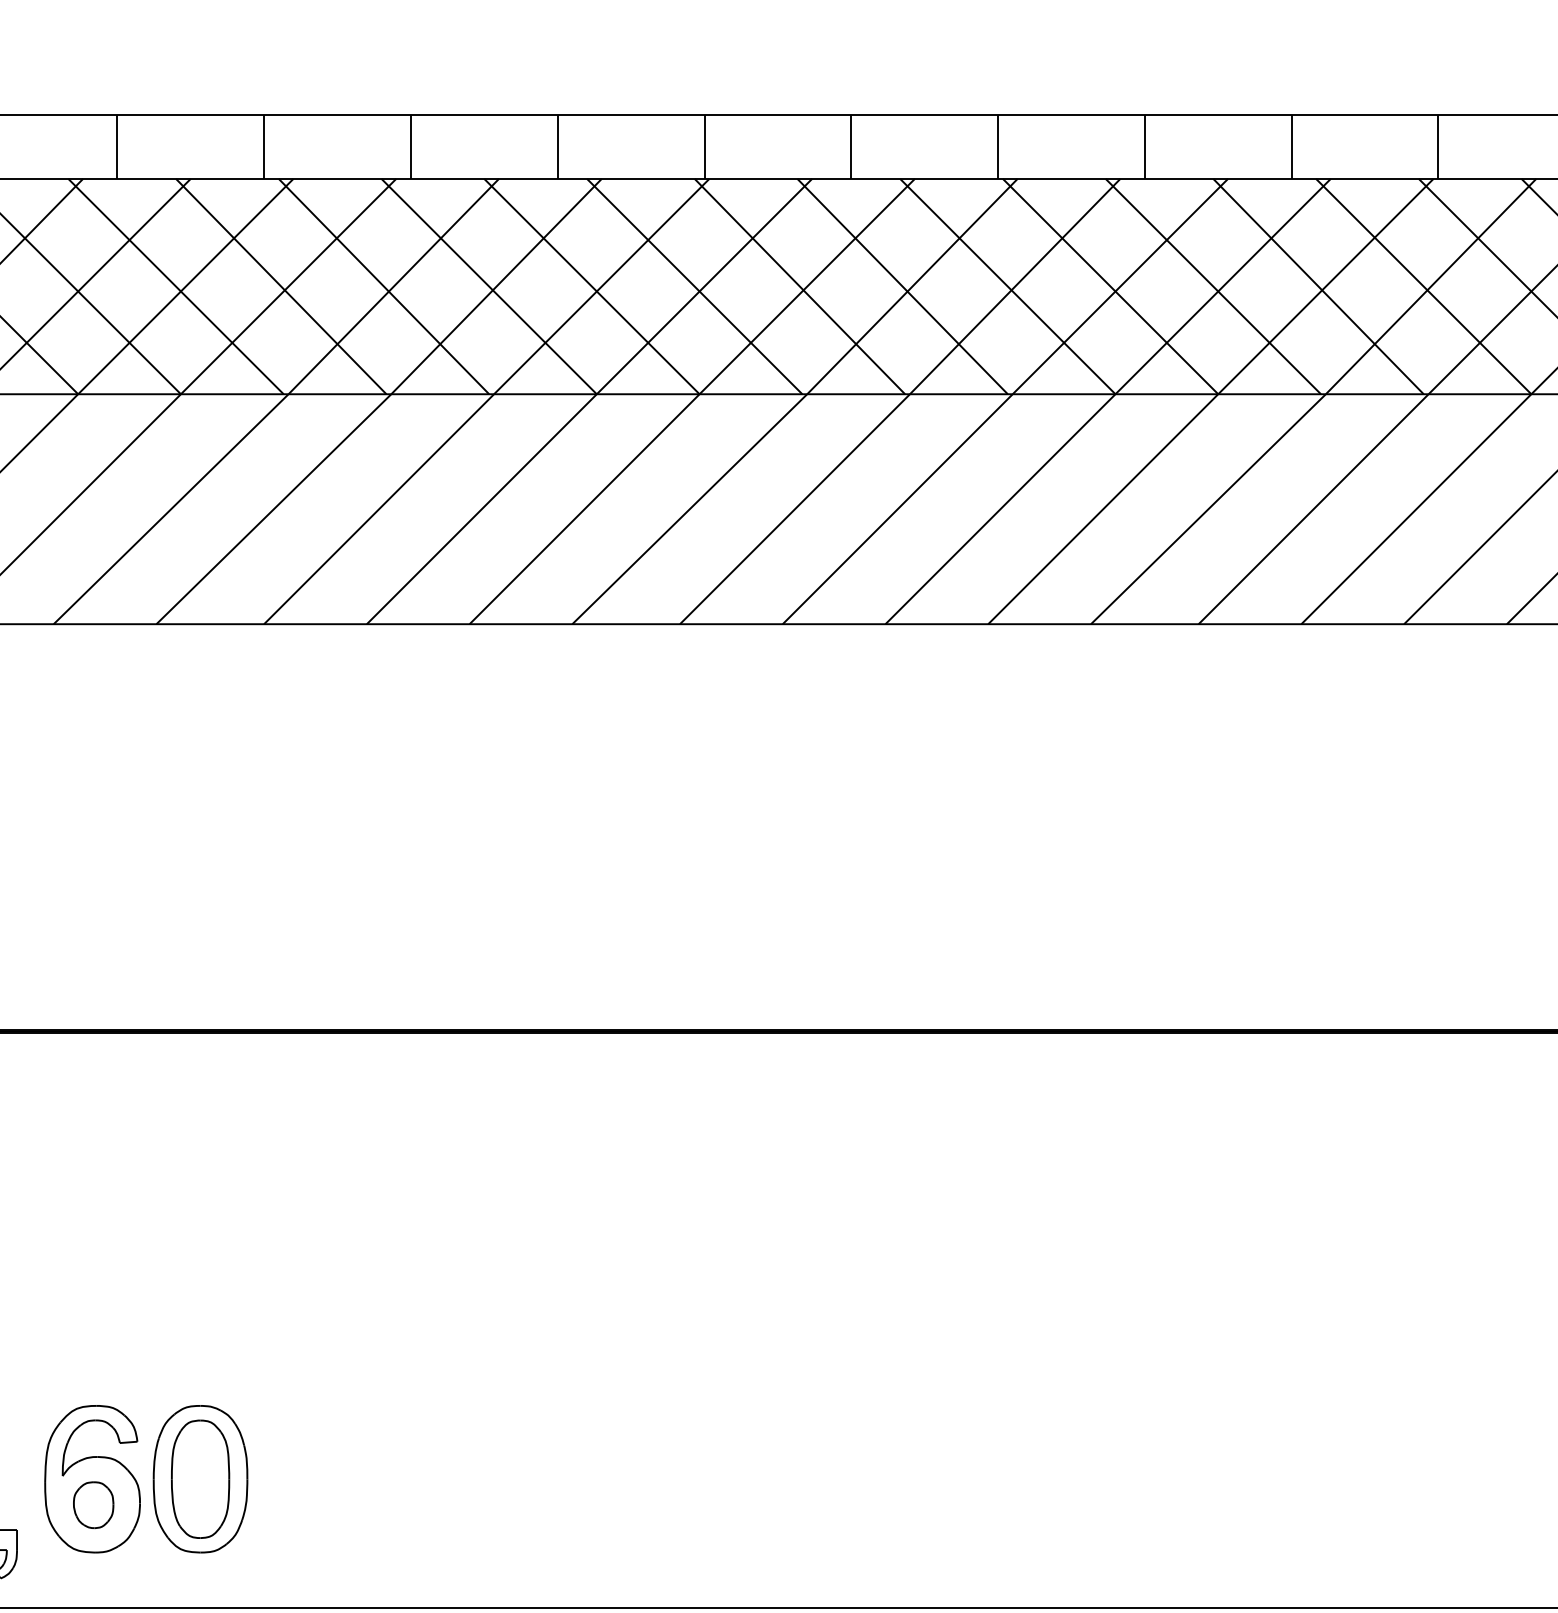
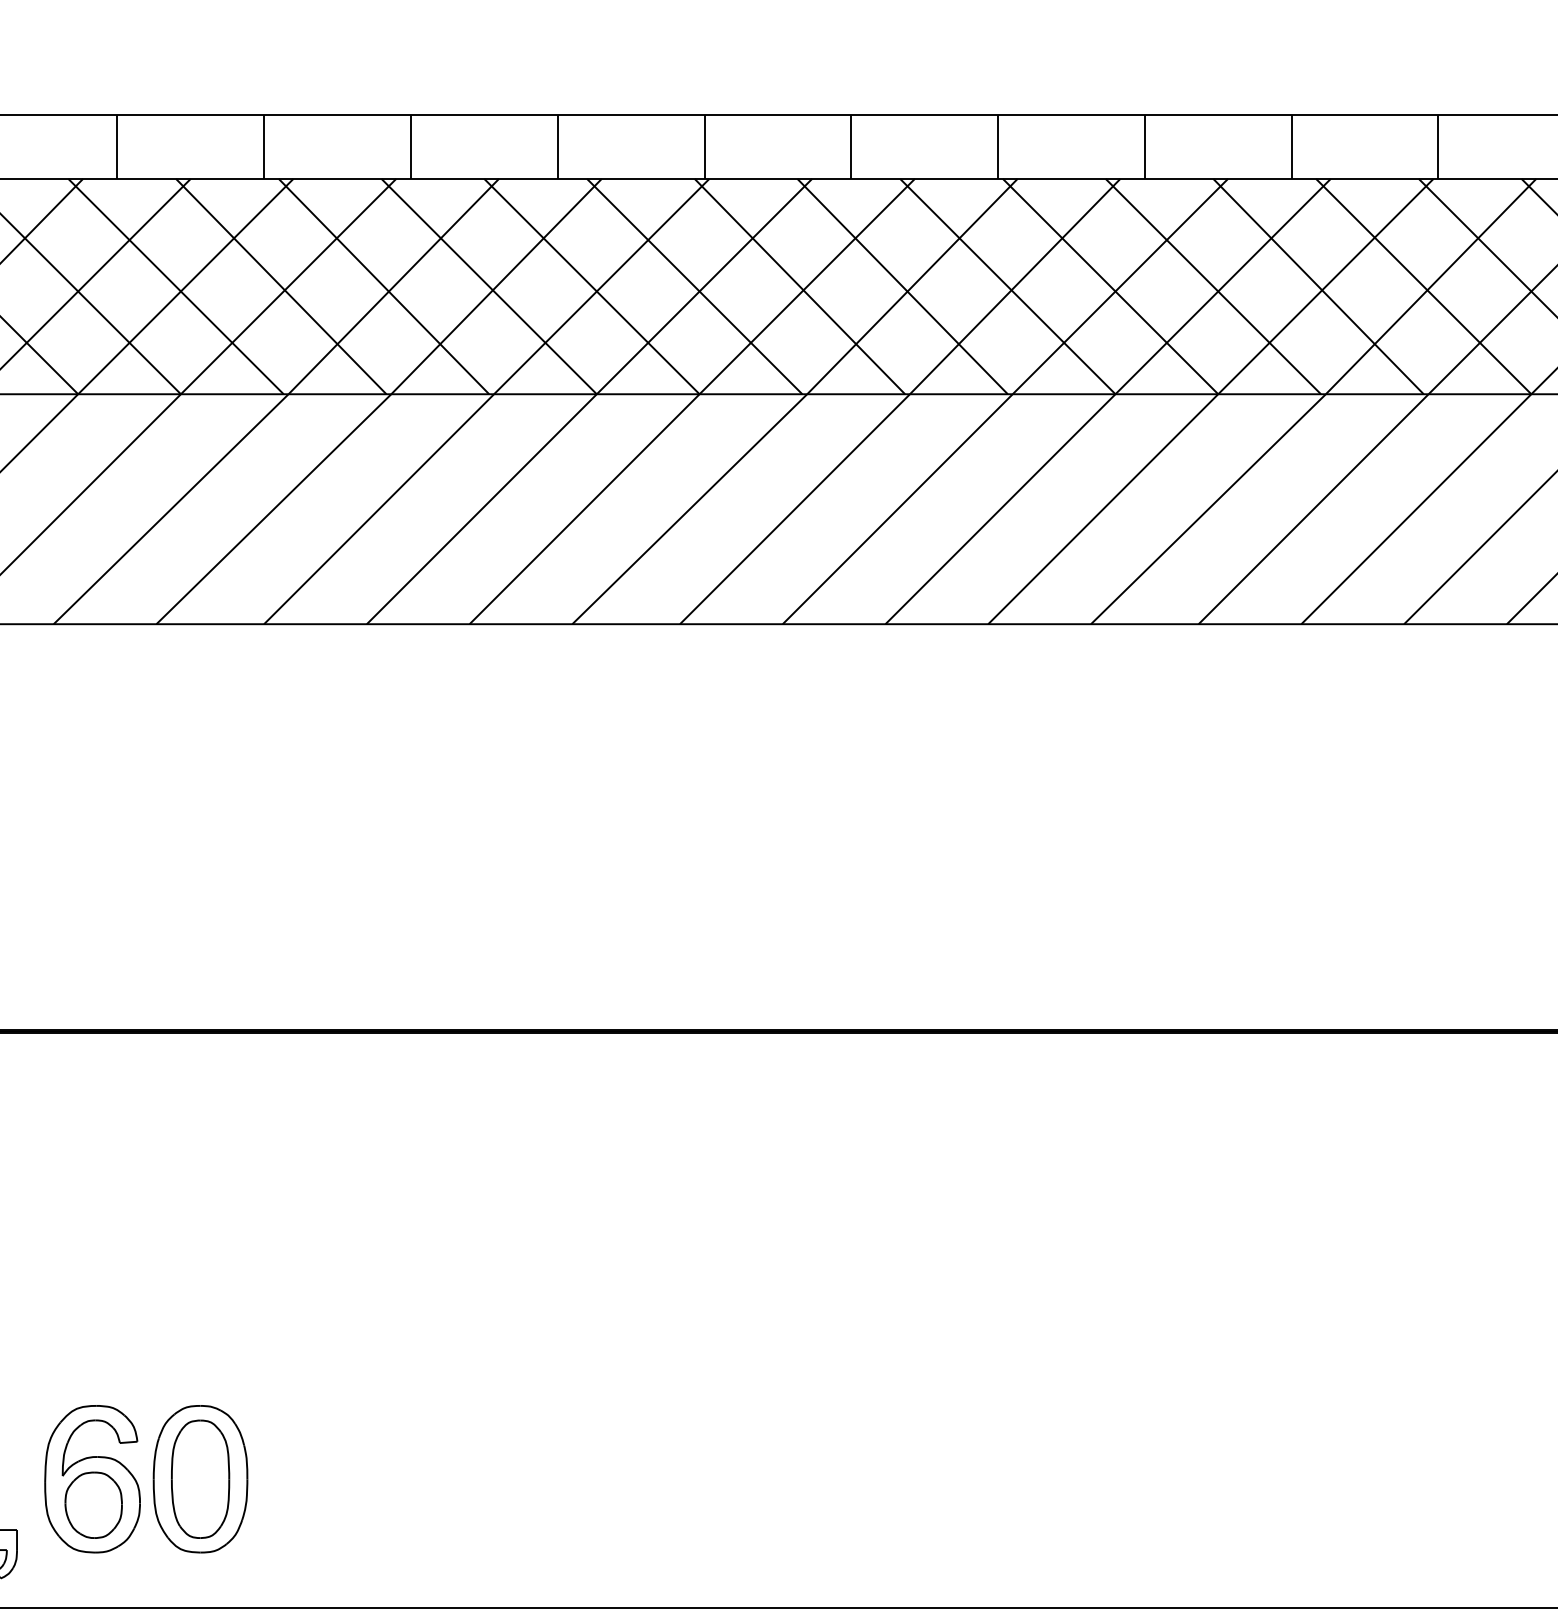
part size: 42x48 px -> 59x68 px (93, 1504)
